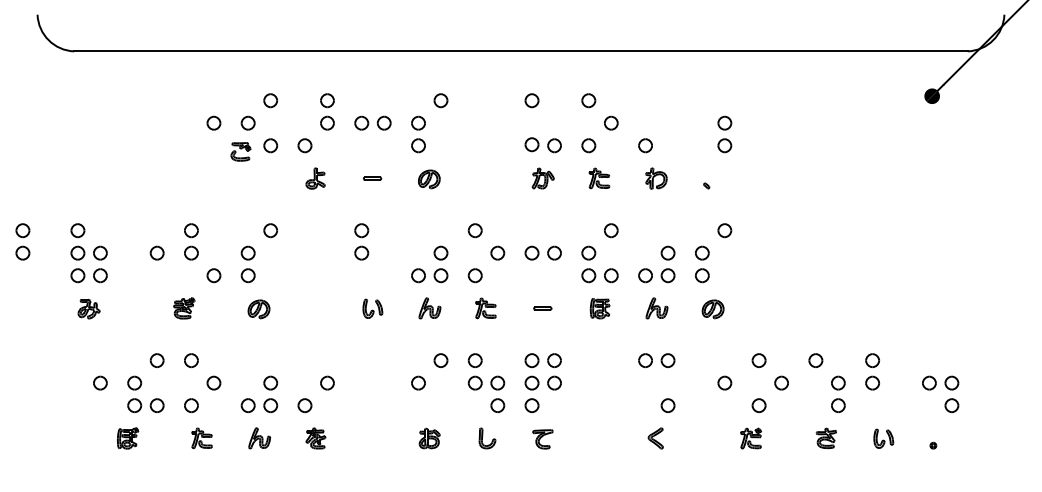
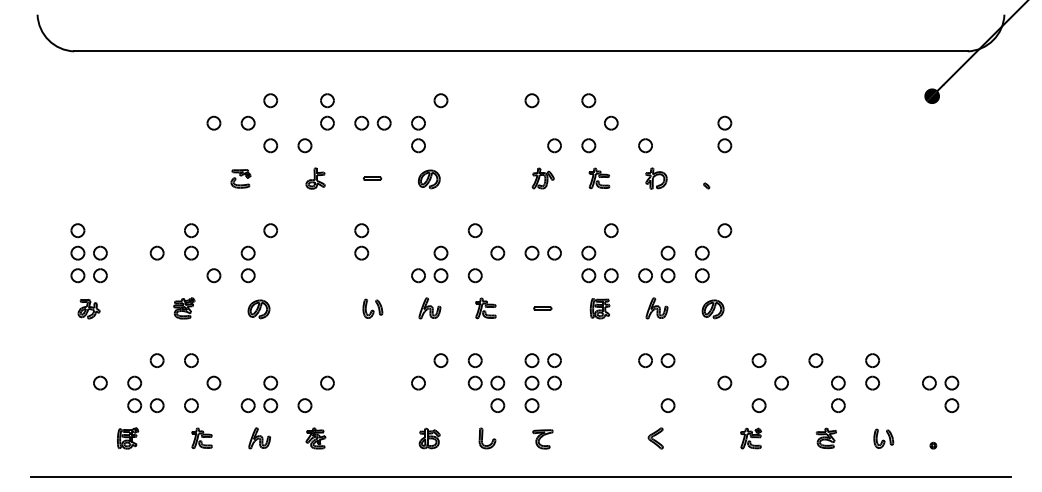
part: present -> none (531, 144)
part position: (240, 151) -> (240, 178) (240, 178)
part: present -> none (22, 241)
line: none -> present (520, 477)
